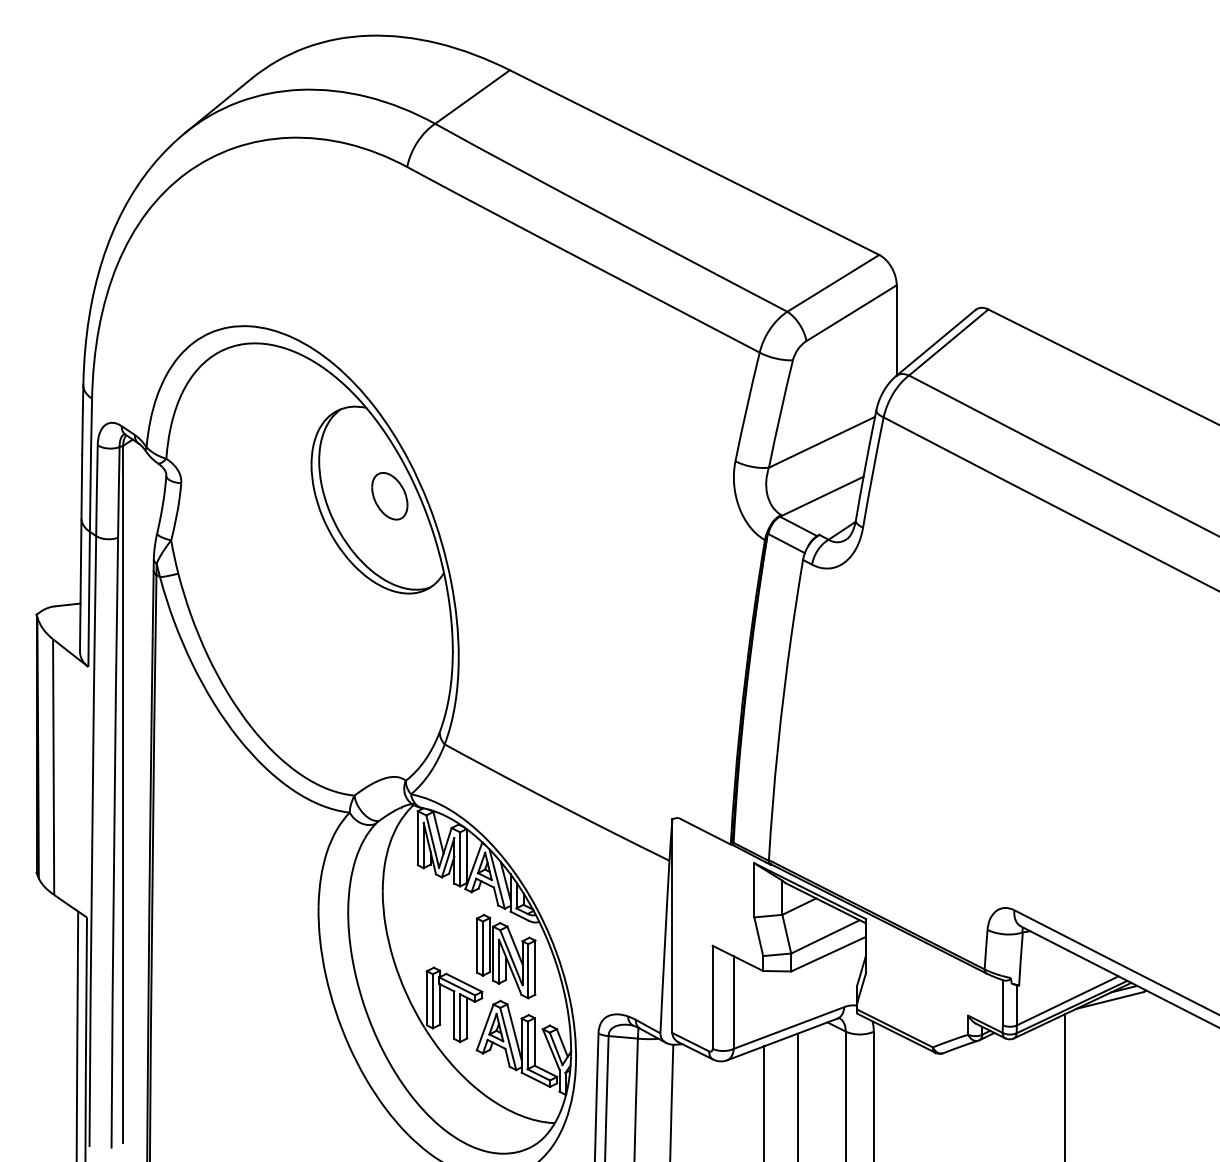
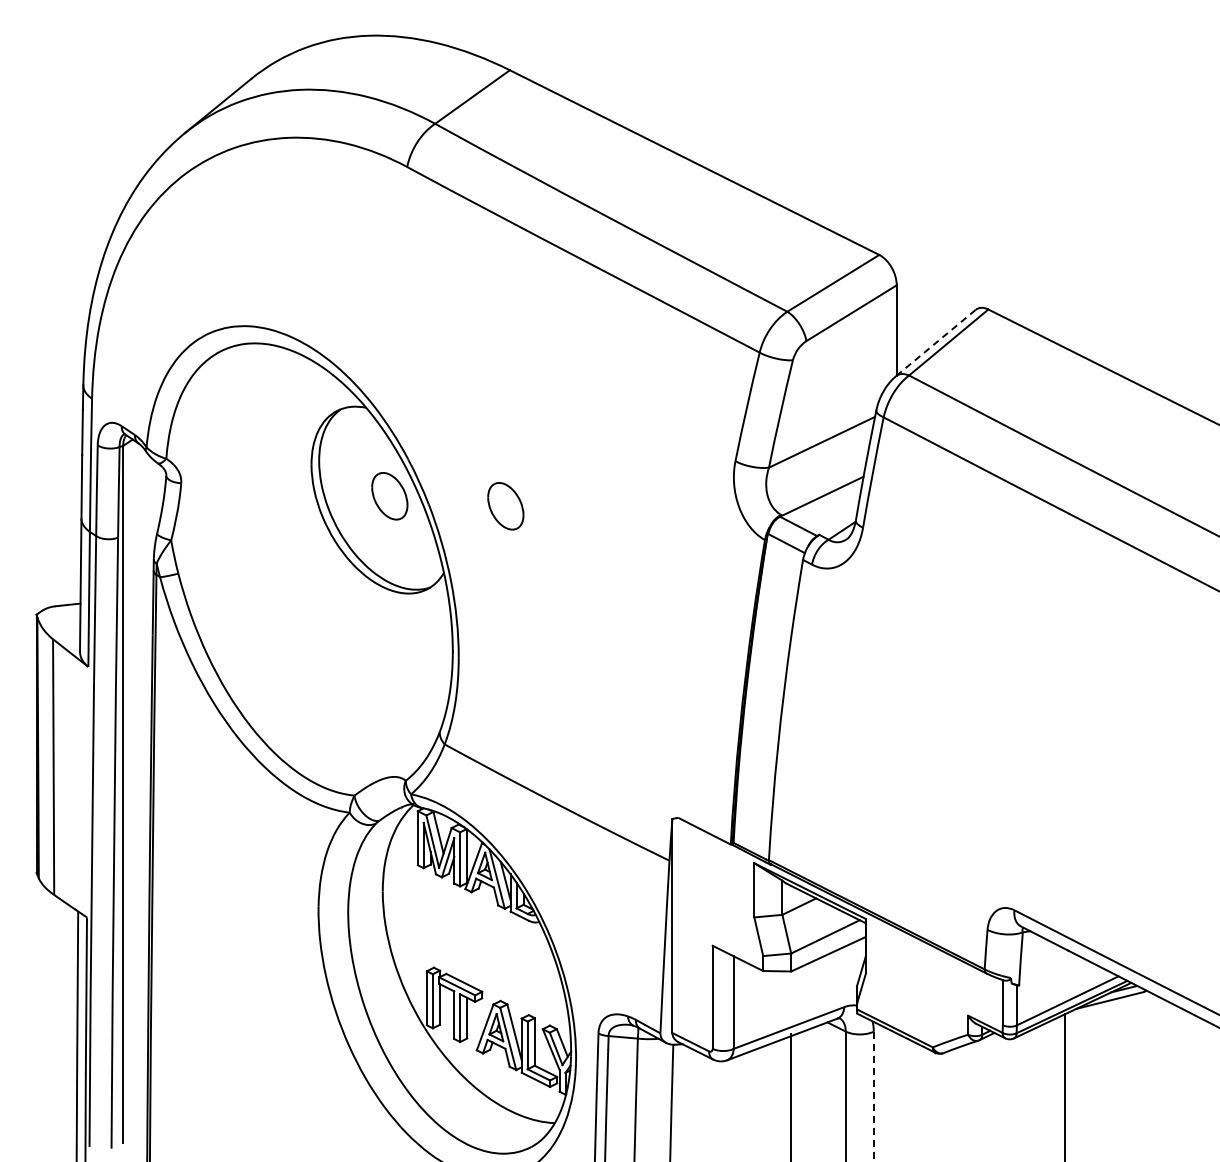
line: solid -> dashed (935, 343)
part: none -> present (505, 506)
part: present -> none (505, 956)
line position: (798, 1095) -> (791, 1095) (791, 1095)
line: solid -> dashed (873, 1096)
line: present -> none (764, 1102)
